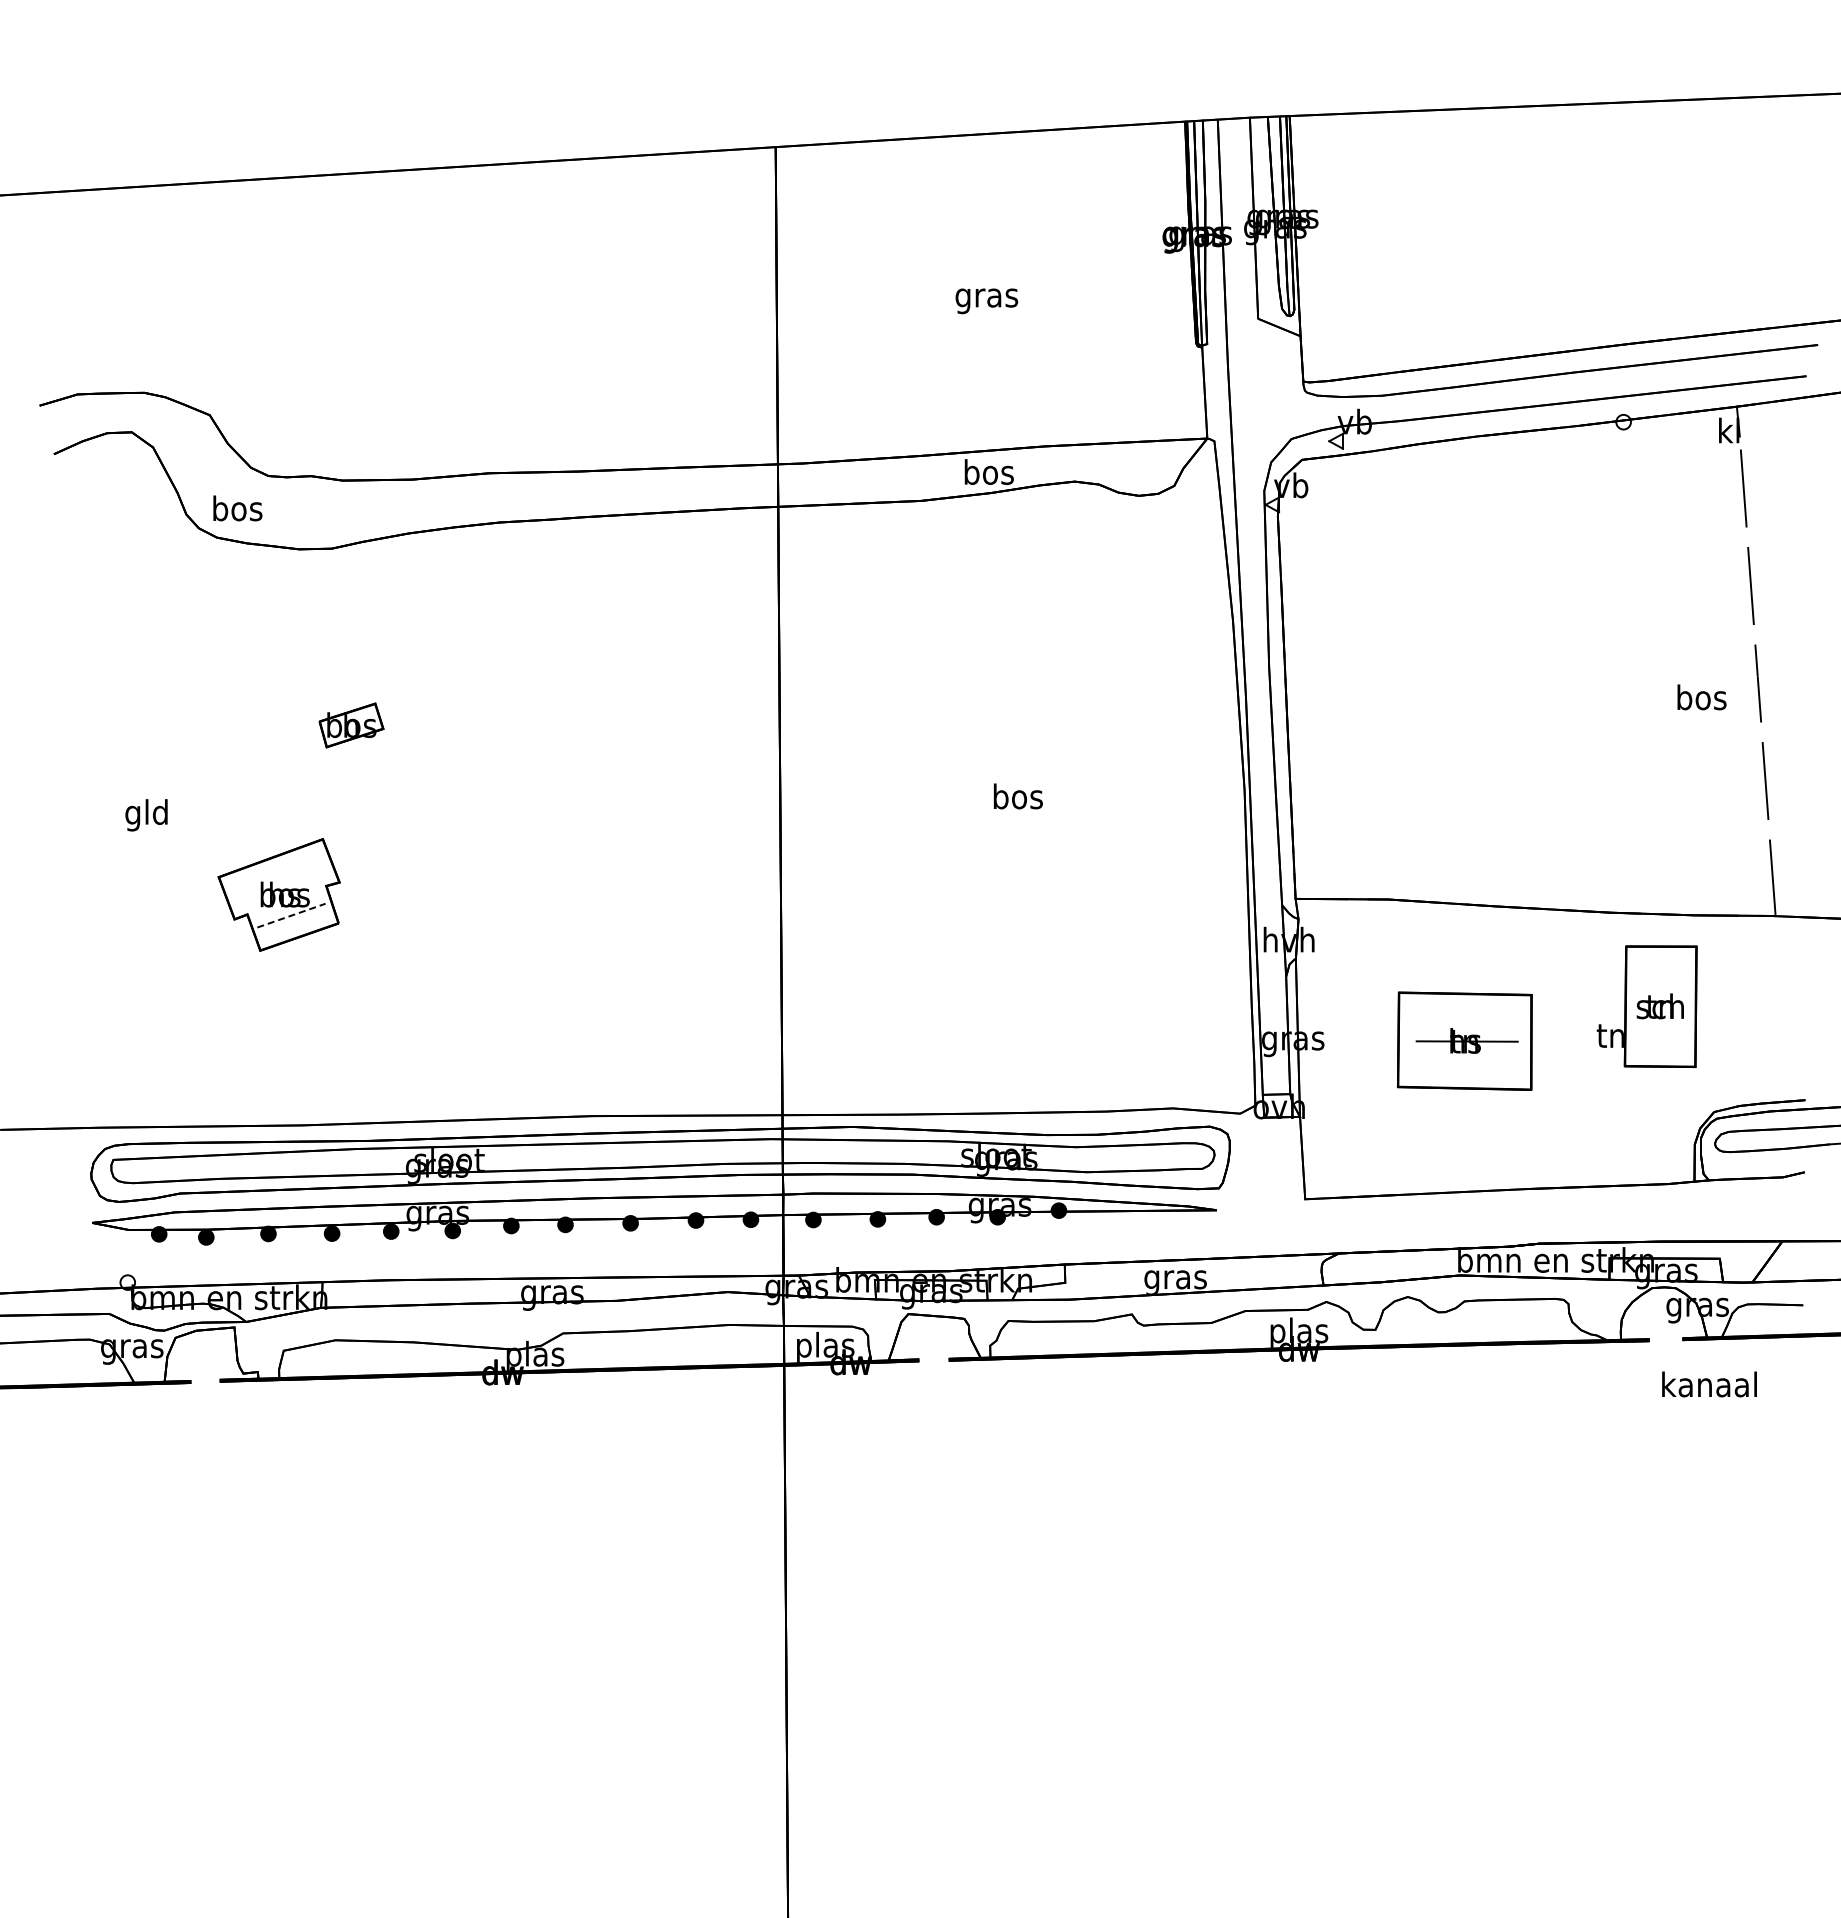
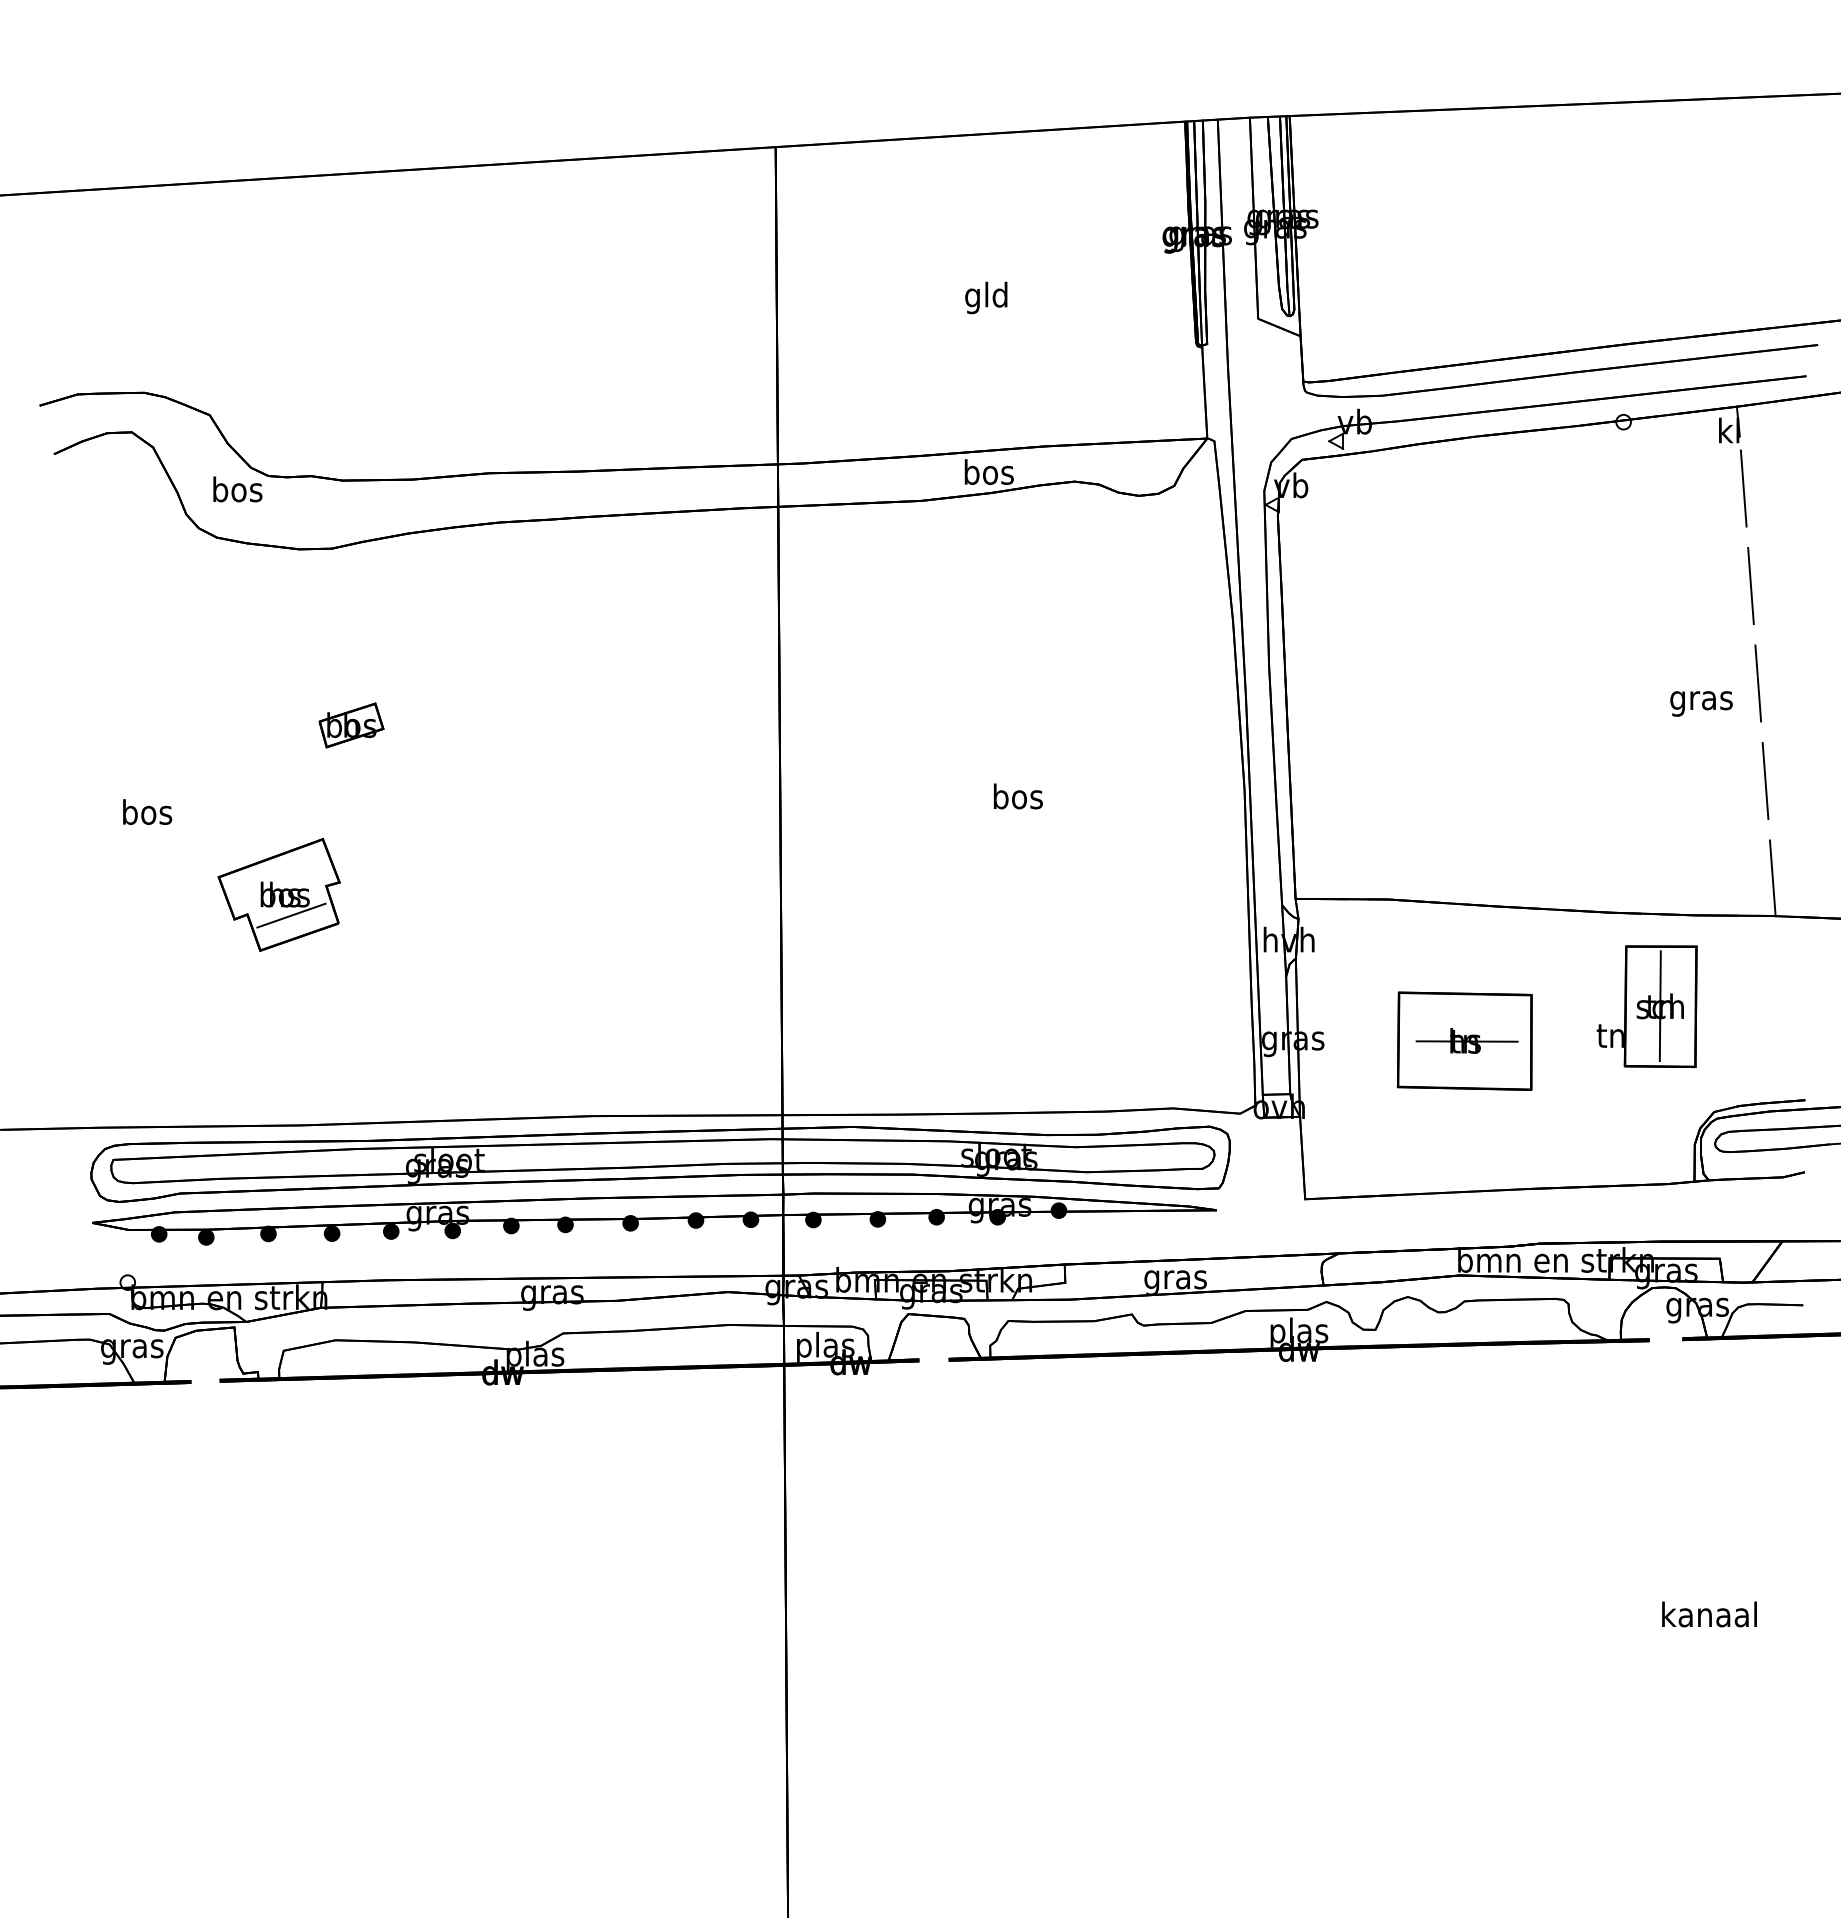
text: gras -> gld (986, 297)
text position: (237, 508) -> (237, 489) (237, 489)
text: bos -> gras (1701, 700)
text: gld -> bos (147, 815)
line: dashed -> solid (291, 915)
line: none -> present (1659, 1006)
text position: (1709, 1384) -> (1709, 1614) (1709, 1614)
